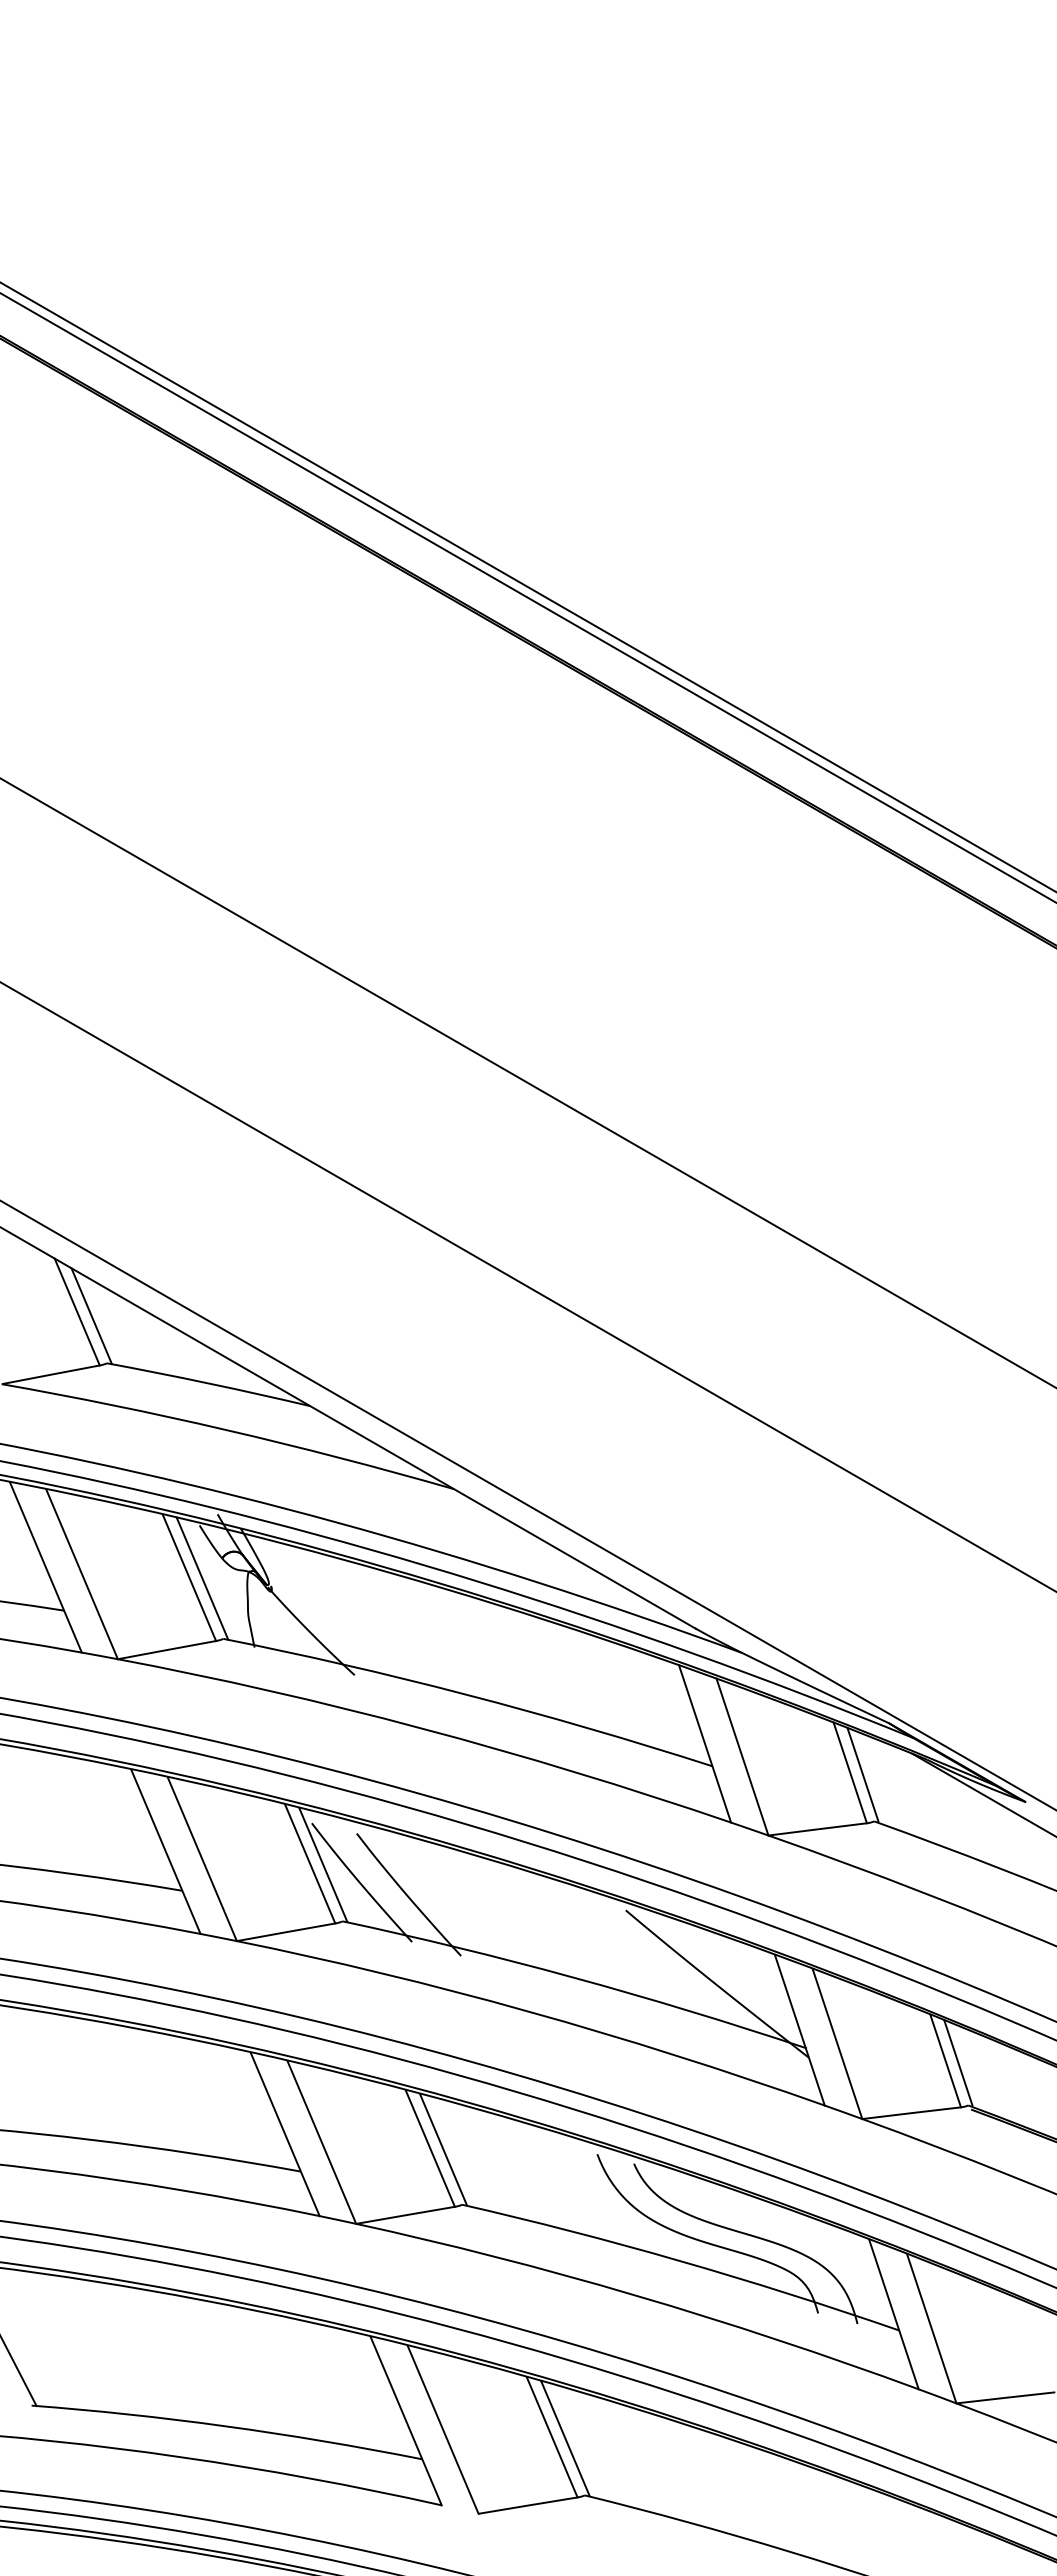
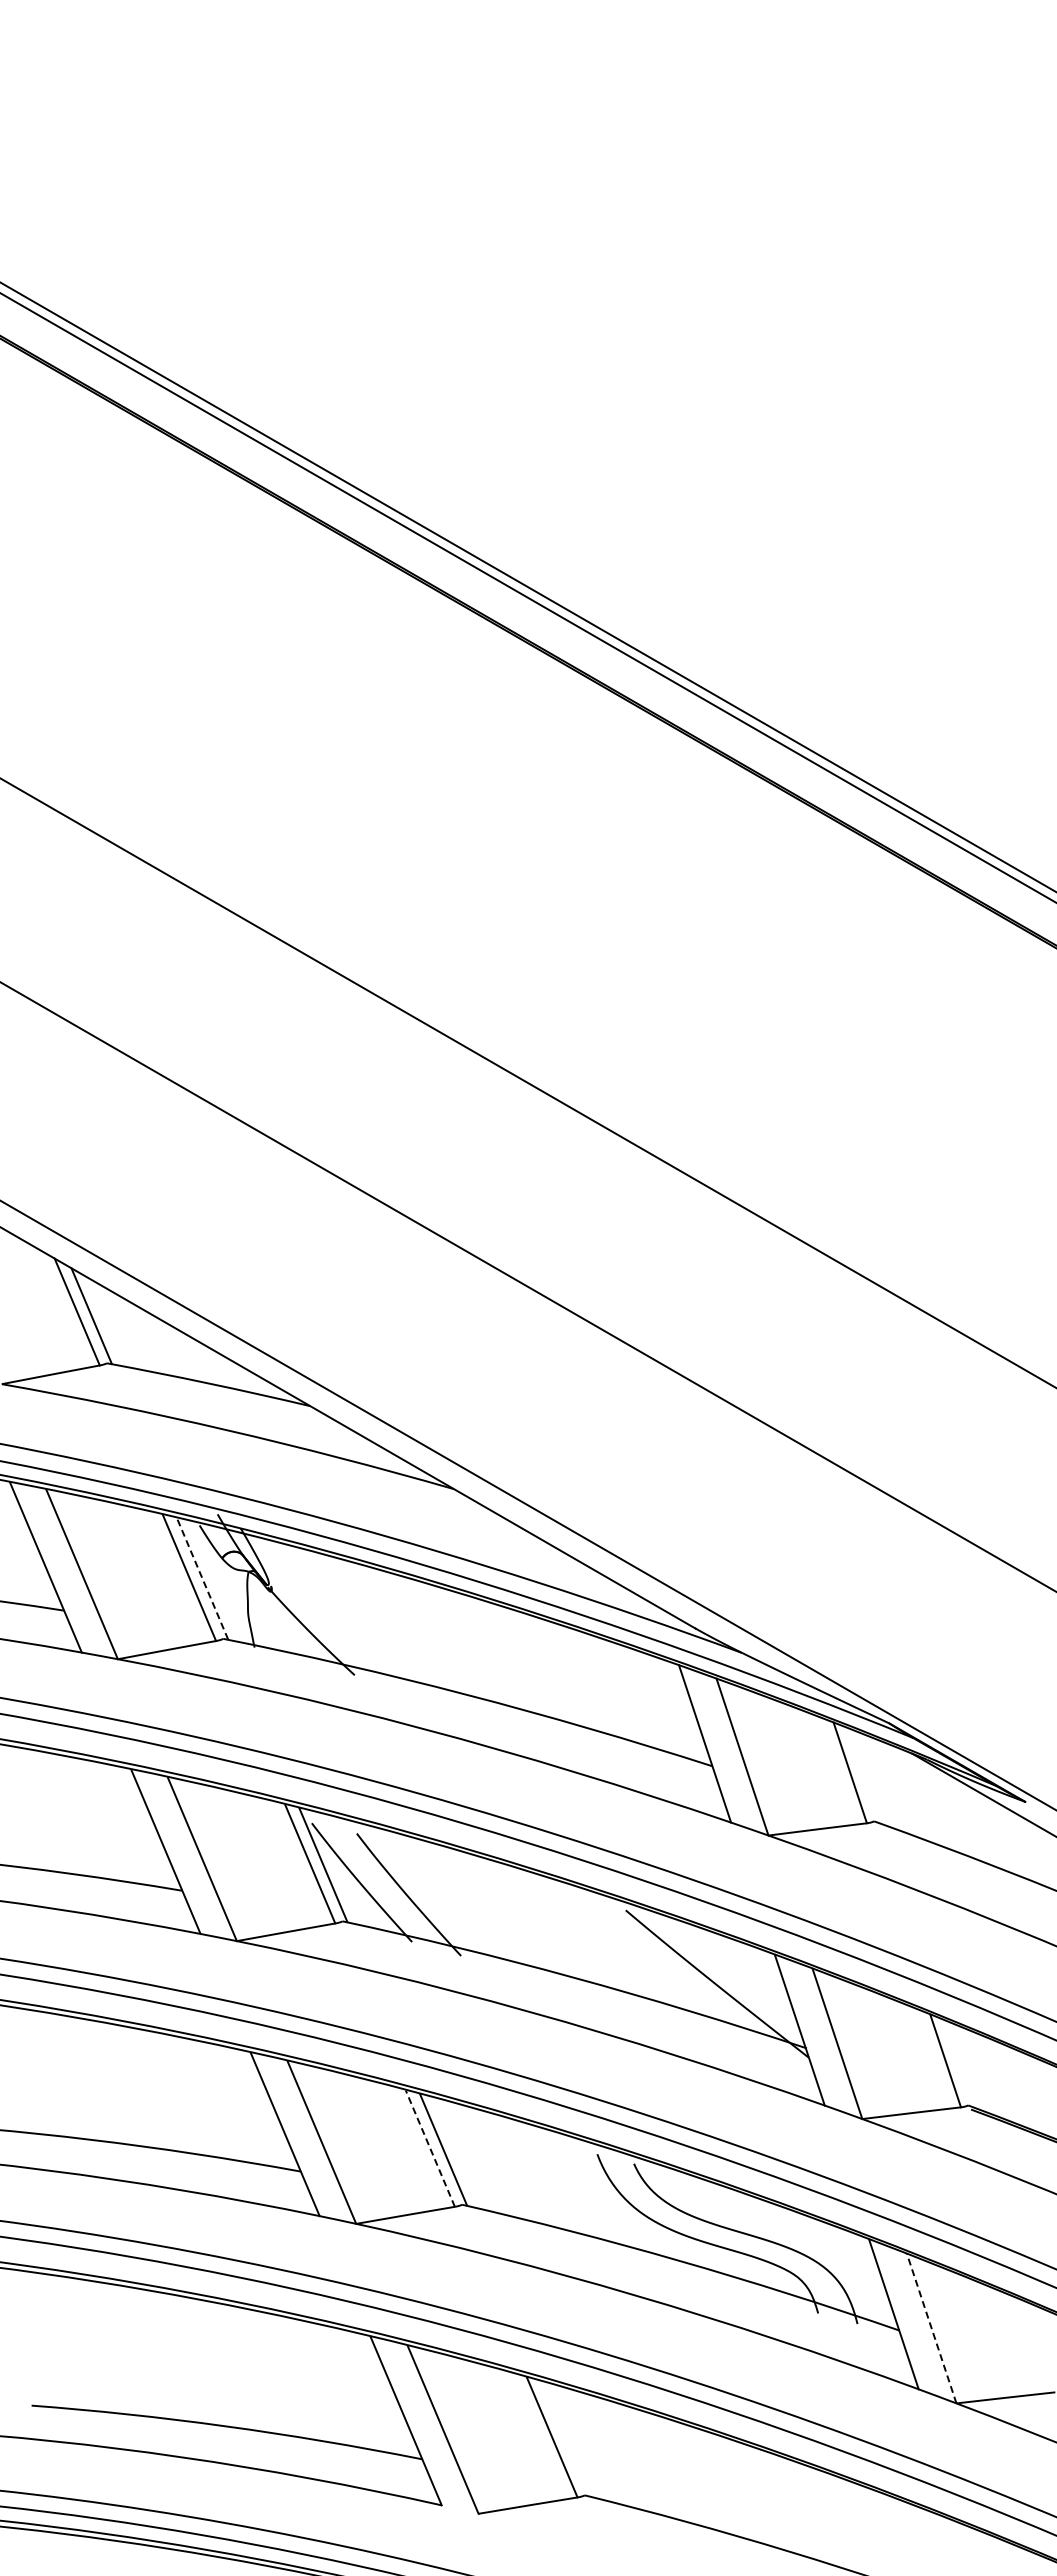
line: solid -> dashed (202, 1578)
line: present -> none (862, 1774)
line: present -> none (958, 2062)
line: solid -> dashed (430, 2148)
line: solid -> dashed (931, 2328)
line: present -> none (19, 2372)
line: present -> none (565, 2438)
